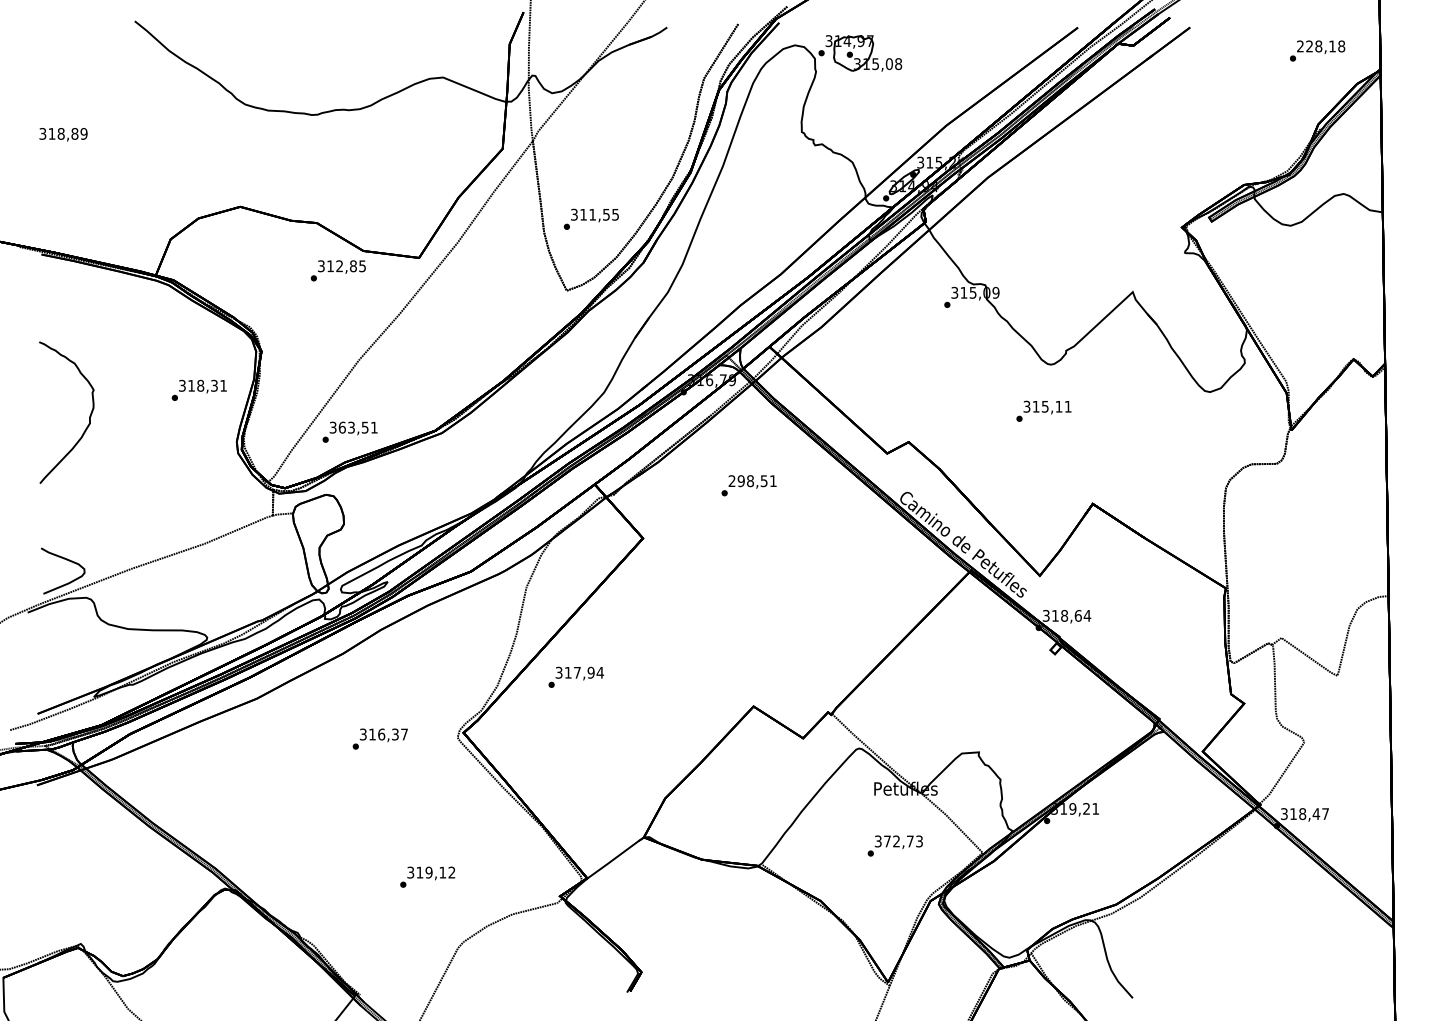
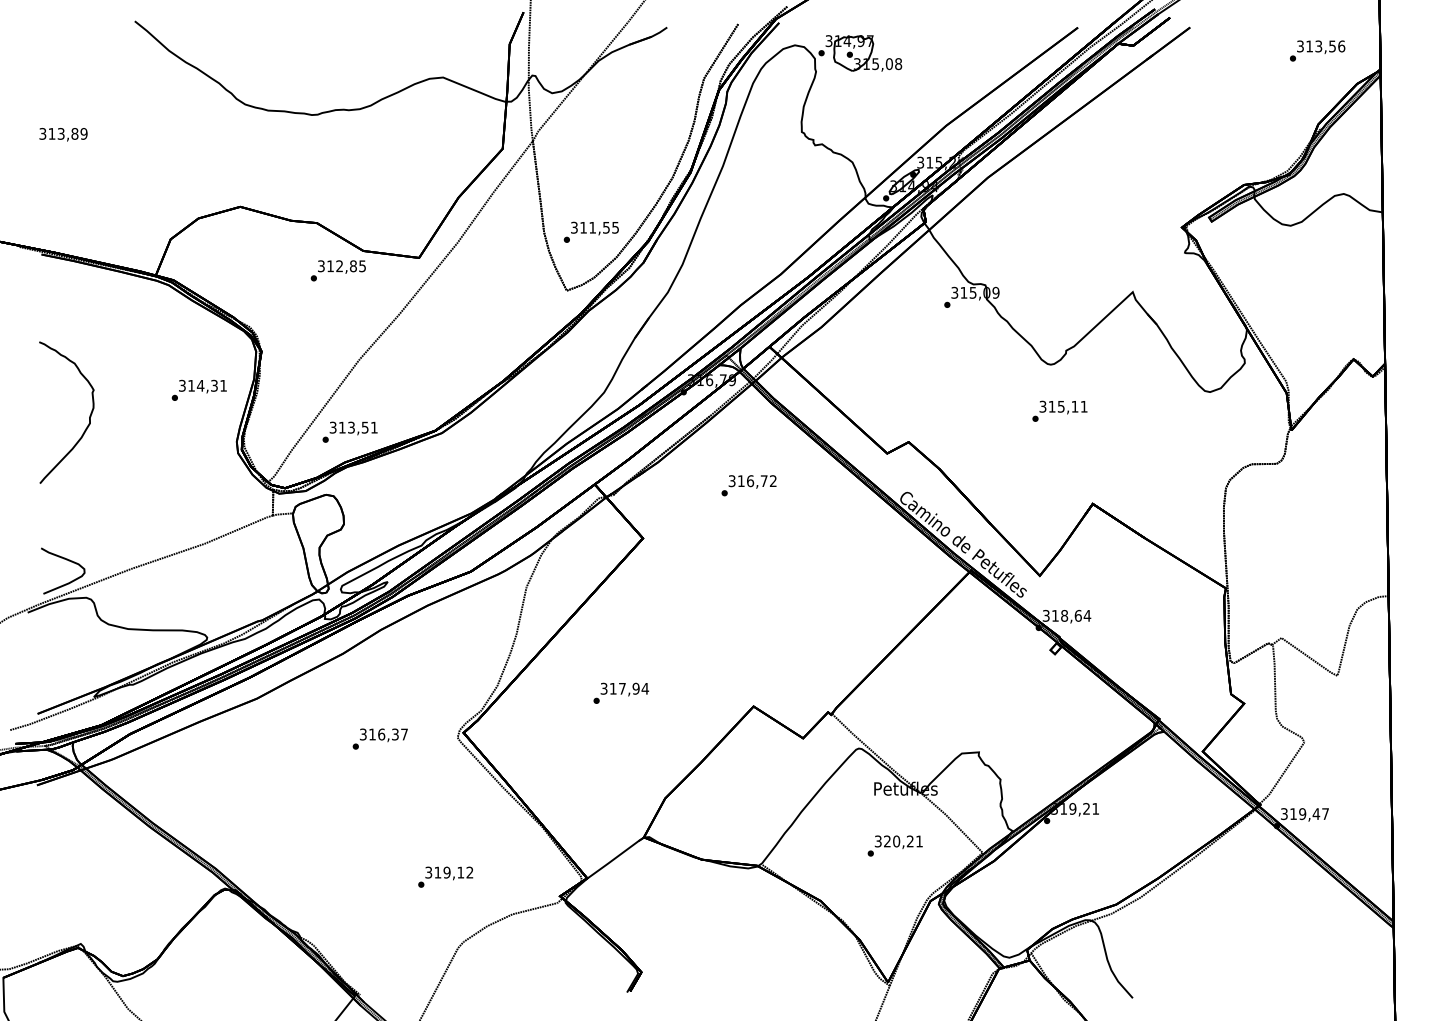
text: 228,18 -> 313,56 (1321, 46)
text: 318,89 -> 313,89 (60, 133)
text position: (590, 218) -> (590, 231) (590, 231)
text: 318,31 -> 314,31 (200, 385)
text position: (1043, 410) -> (1059, 410) (1059, 410)
text: 363,51 -> 313,51 (341, 427)
text: 298,51 -> 316,72 (752, 481)
text position: (576, 676) -> (621, 692) (621, 692)
text: 318,47 -> 319,47 (1302, 813)
text: 372,73 -> 320,21 (903, 841)
text position: (427, 876) -> (445, 876) (445, 876)
